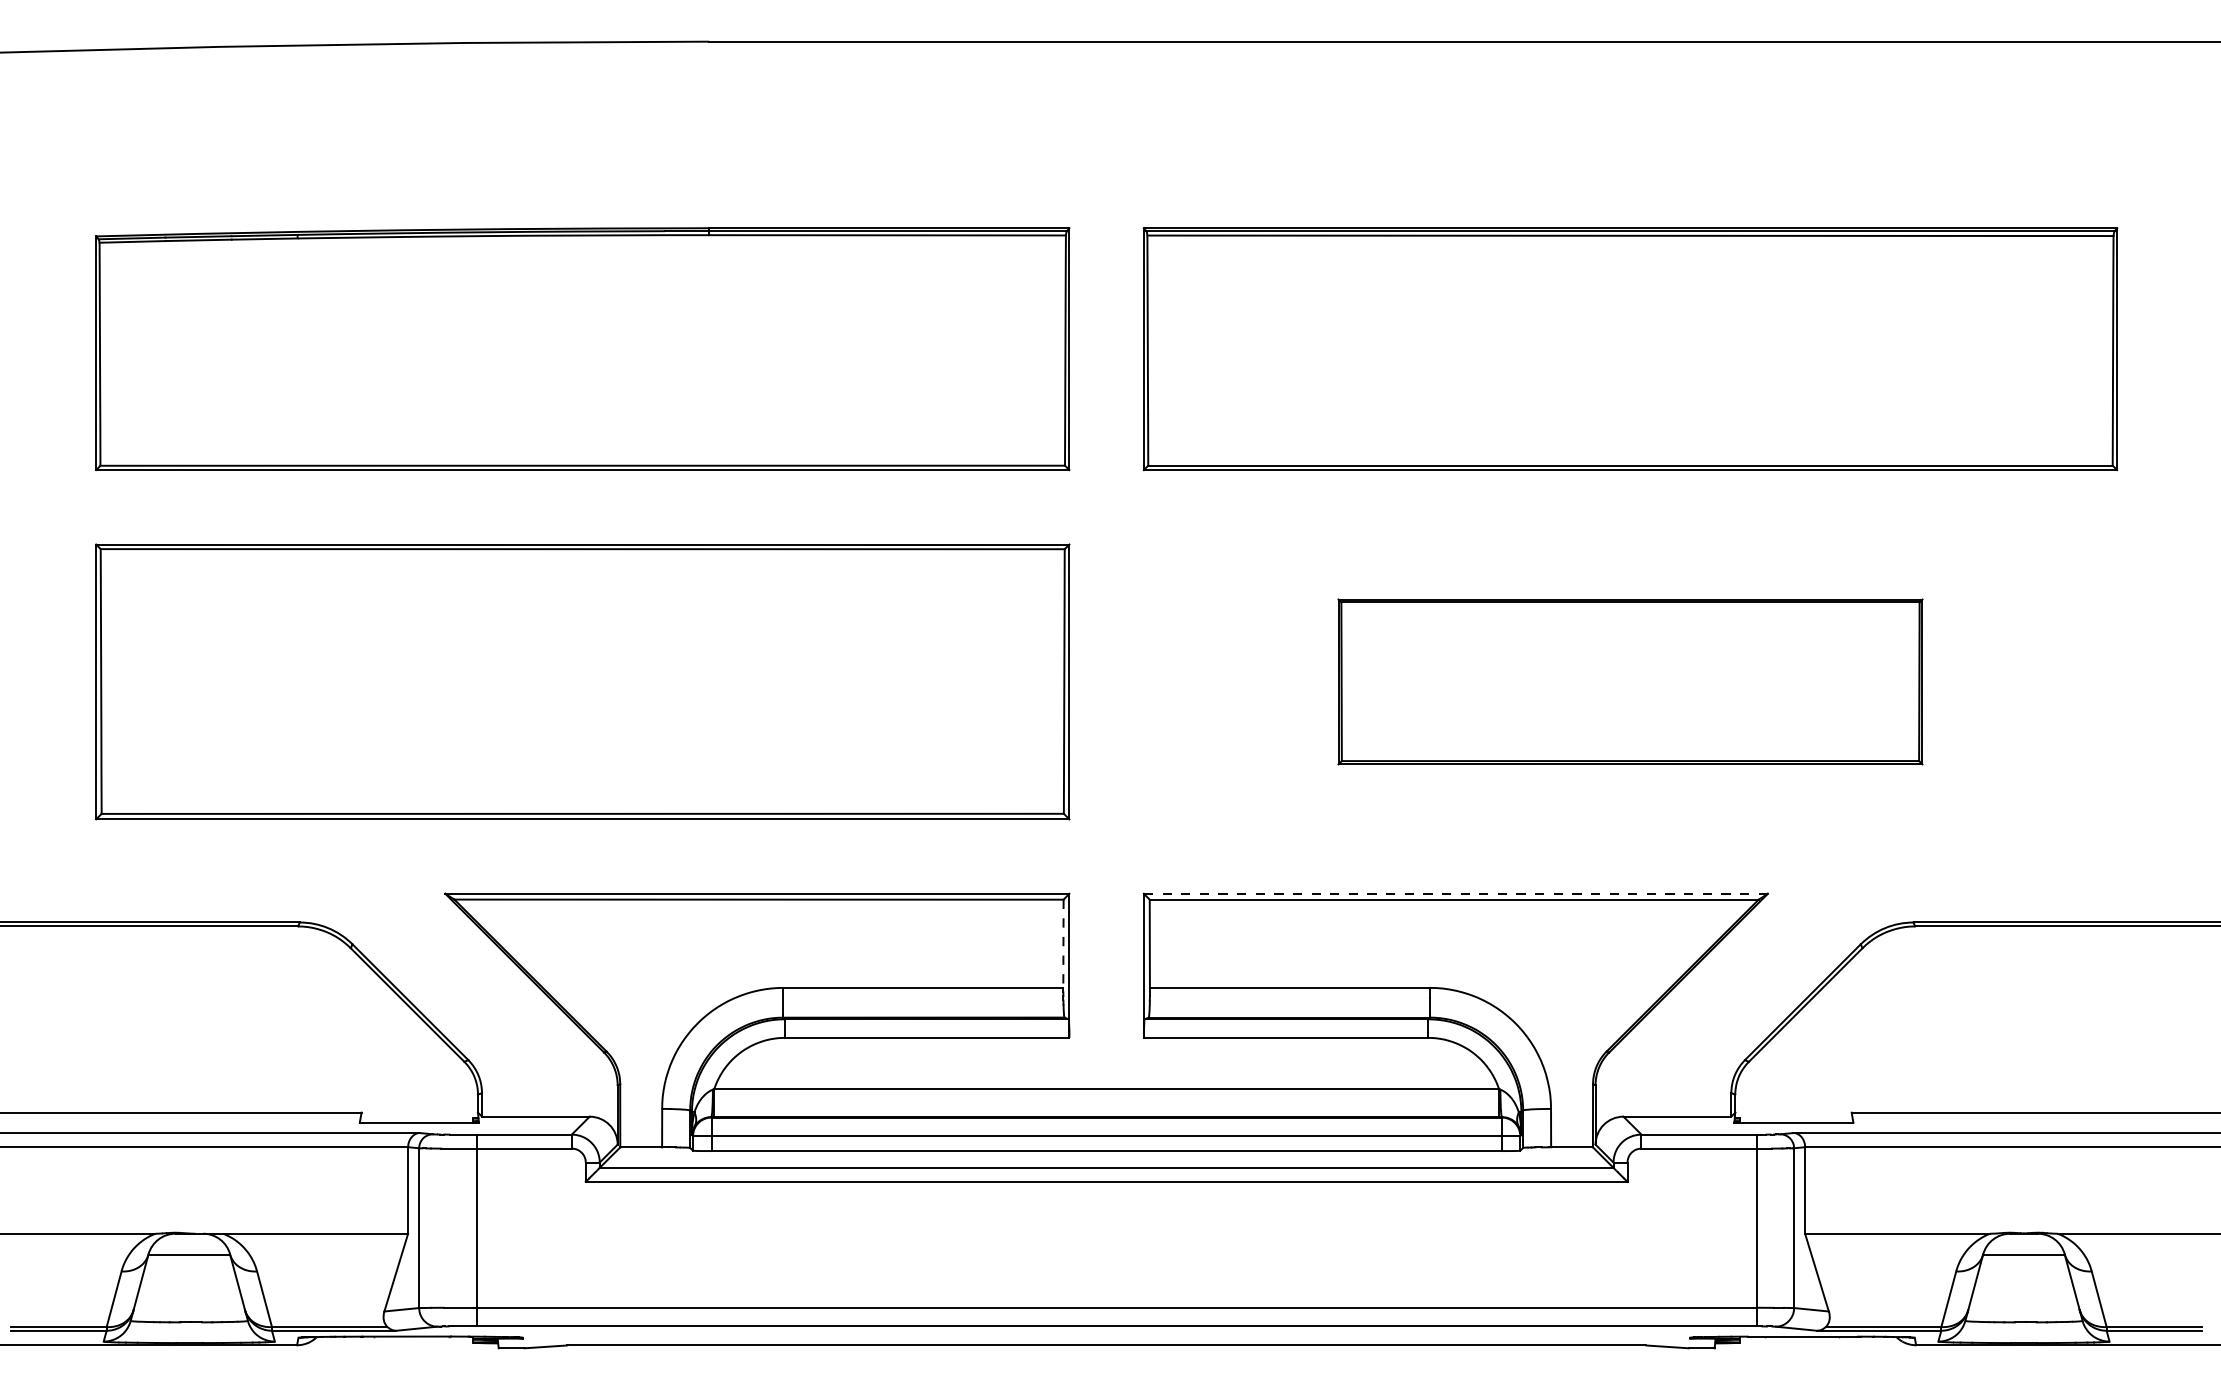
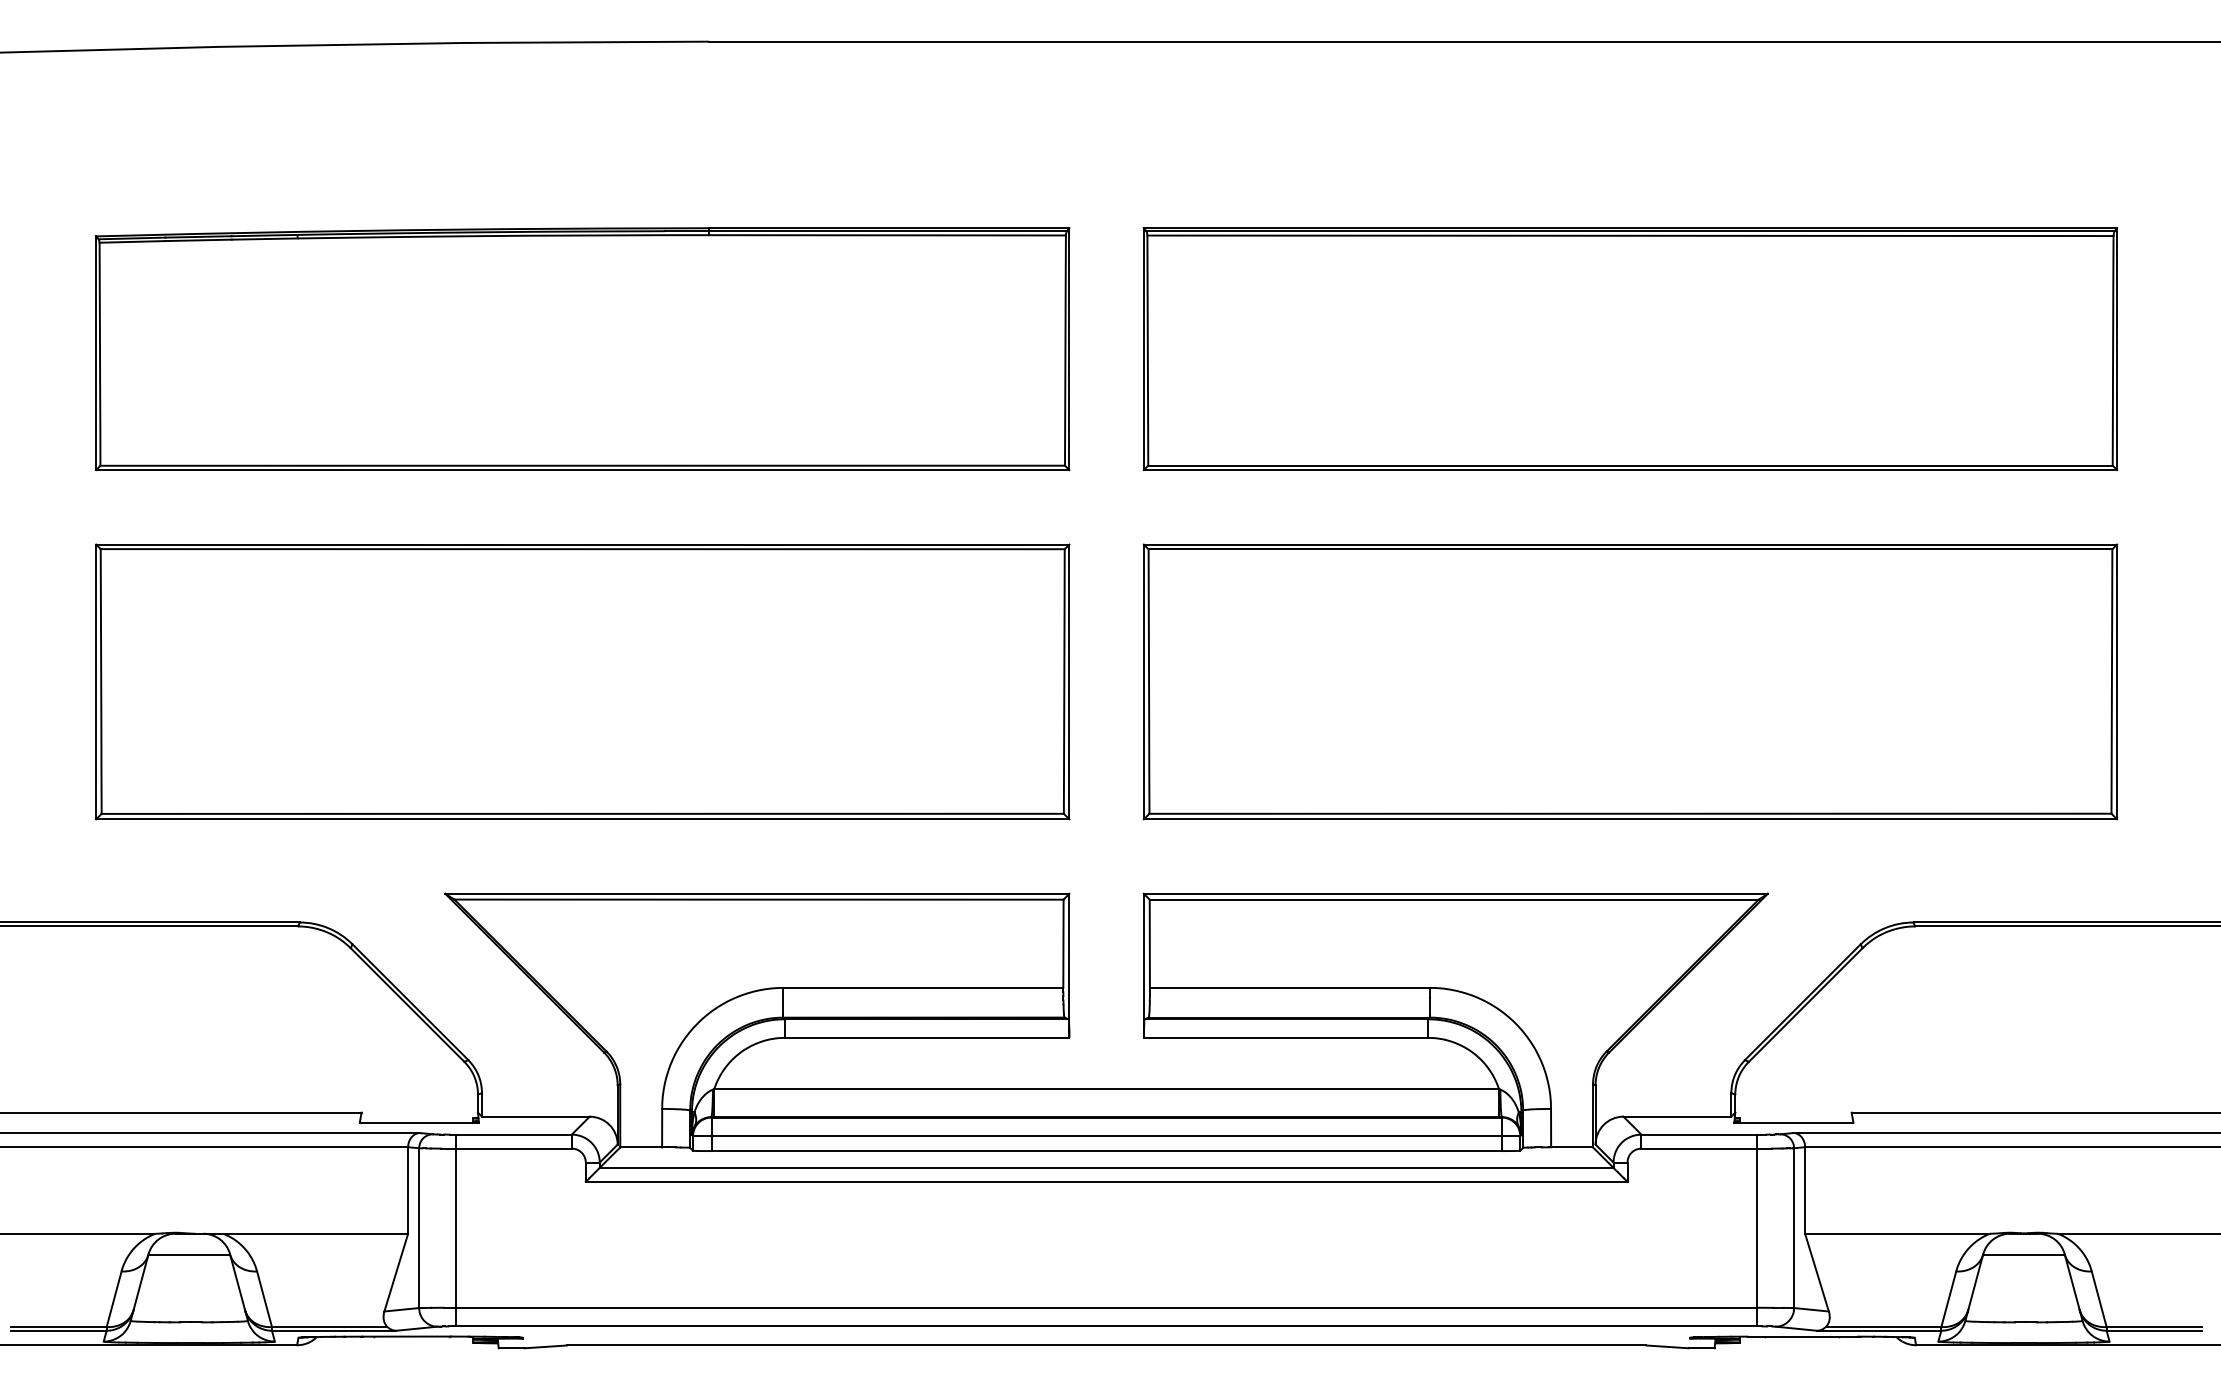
part size: 587x168 px -> 977x278 px (1630, 681)
line: dashed -> solid (1455, 893)
line: dashed -> solid (1063, 944)
line position: (476, 1230) -> (455, 1230) (455, 1230)
